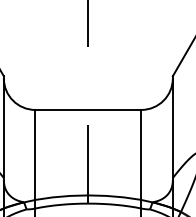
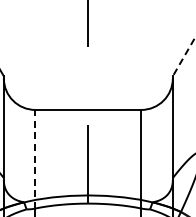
line: solid -> dashed (184, 56)
line: solid -> dashed (35, 158)
